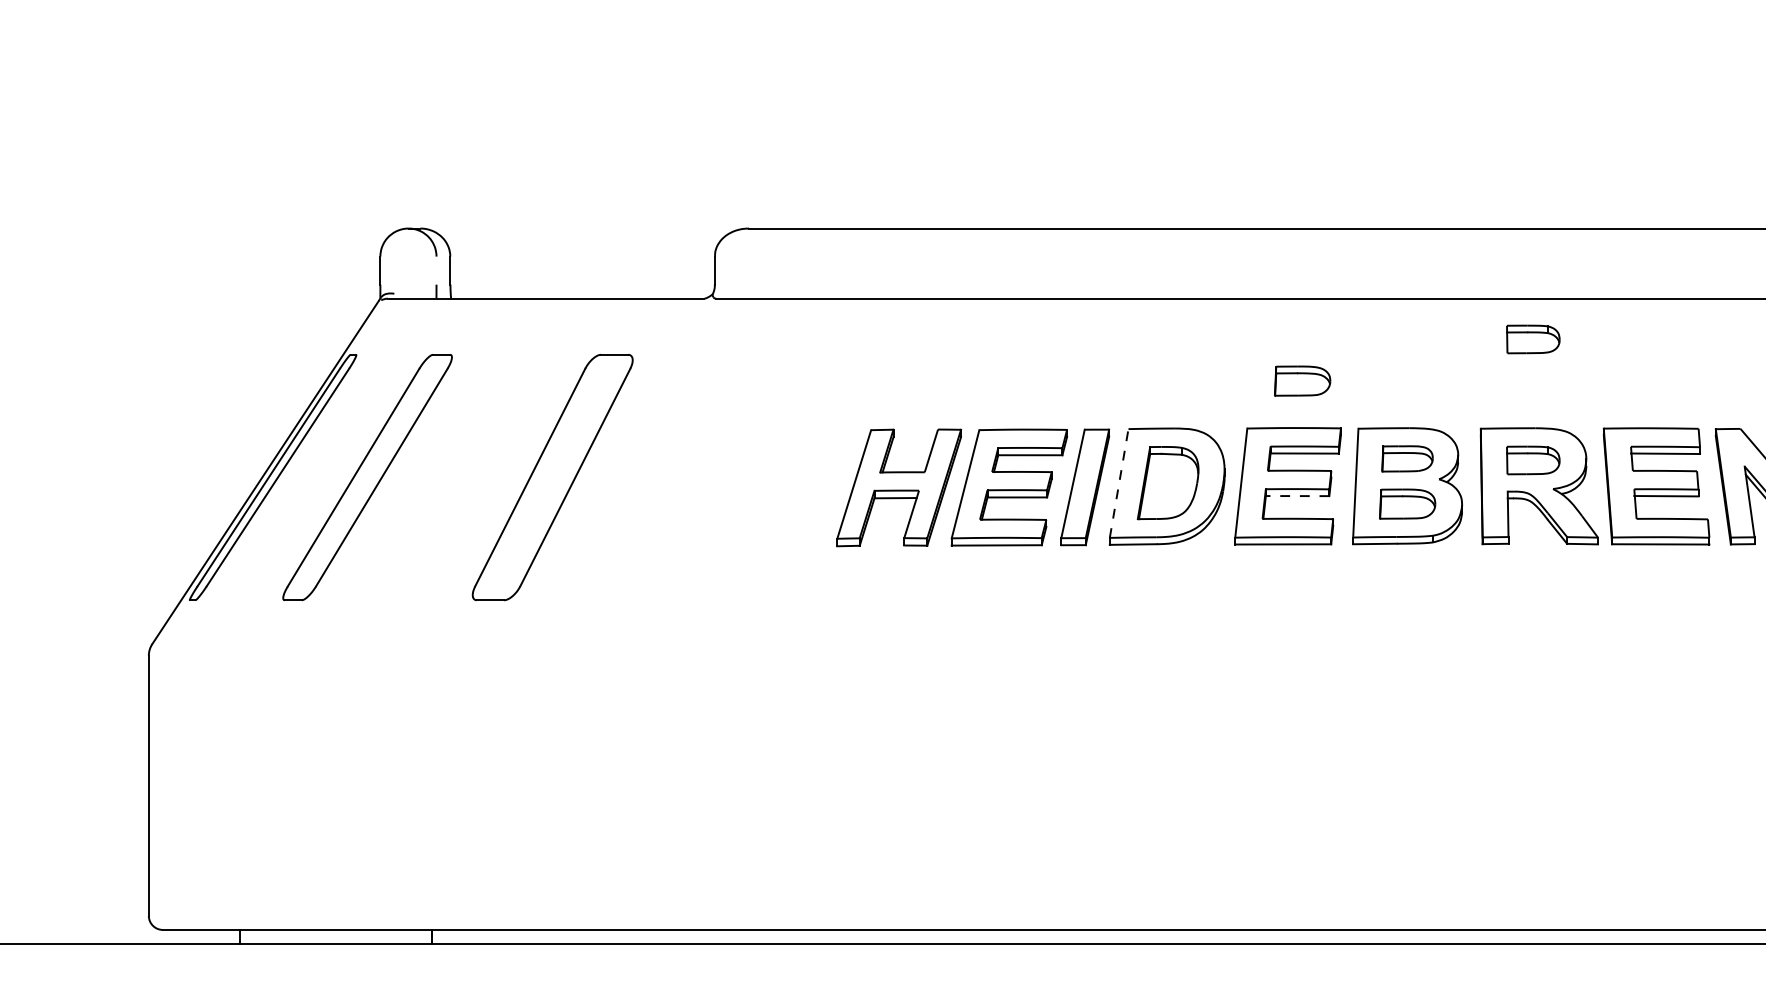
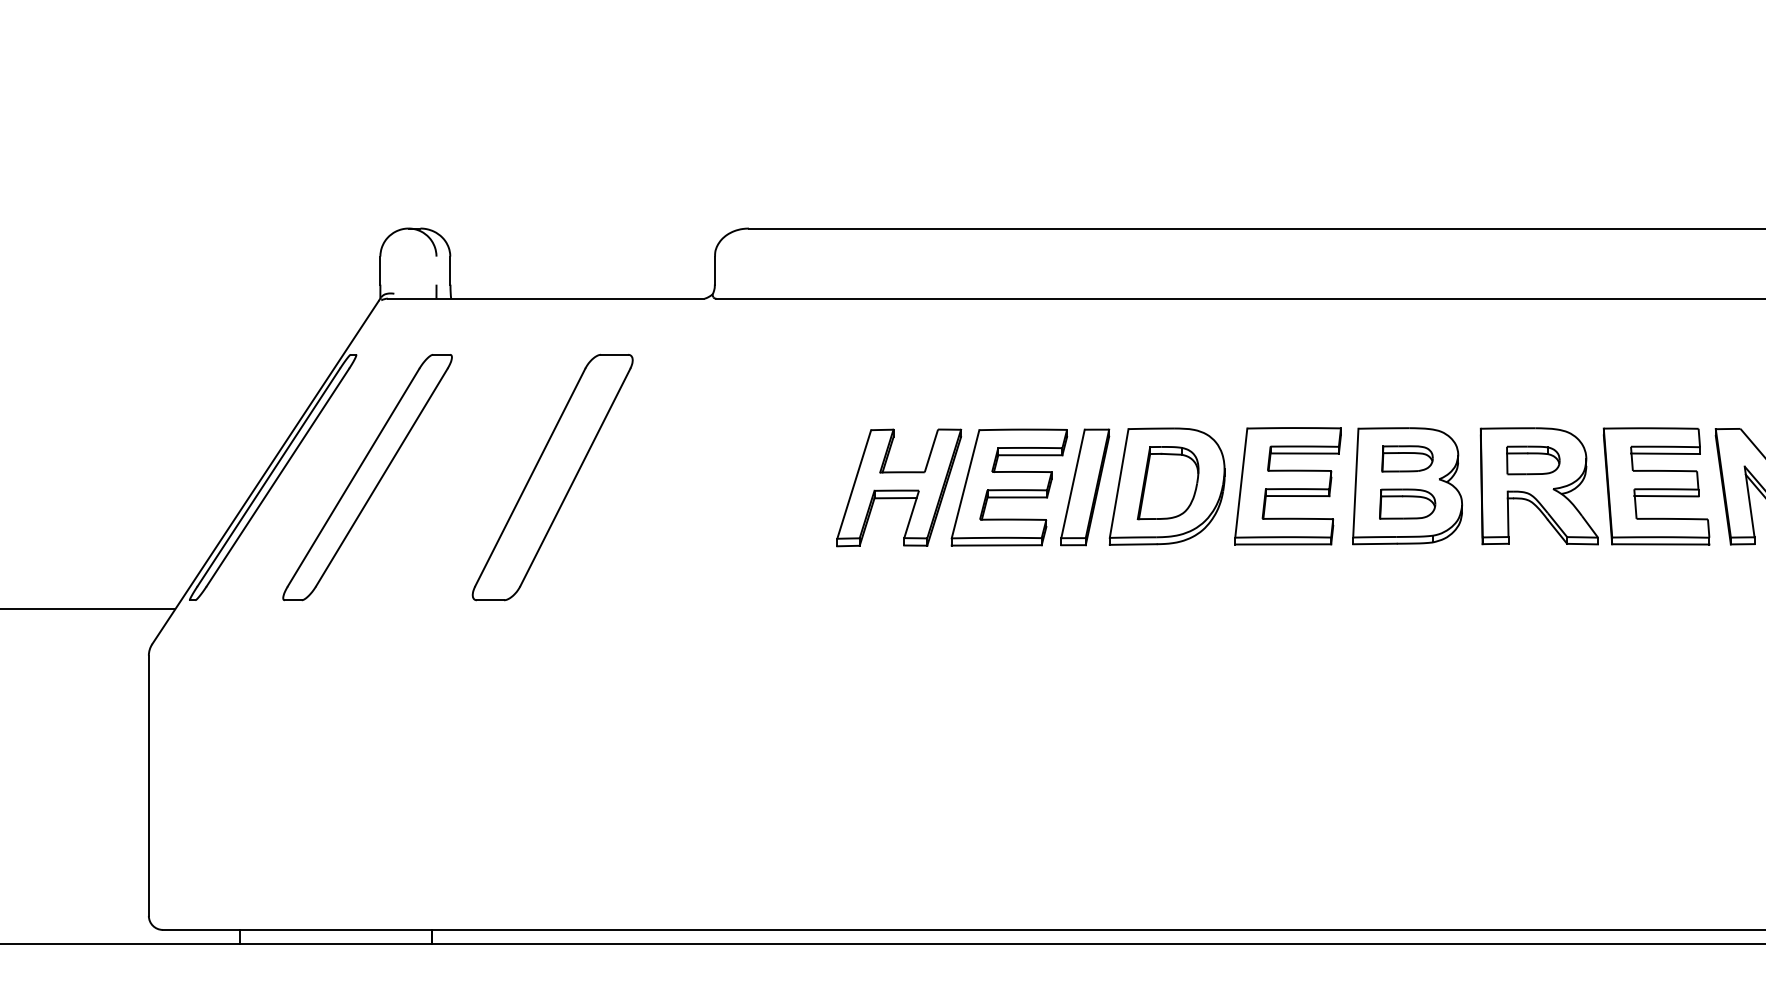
part: present -> none (1533, 339)
part: present -> none (1302, 380)
line: dashed -> solid (1119, 483)
line: dashed -> solid (1297, 496)
line: none -> present (88, 609)
